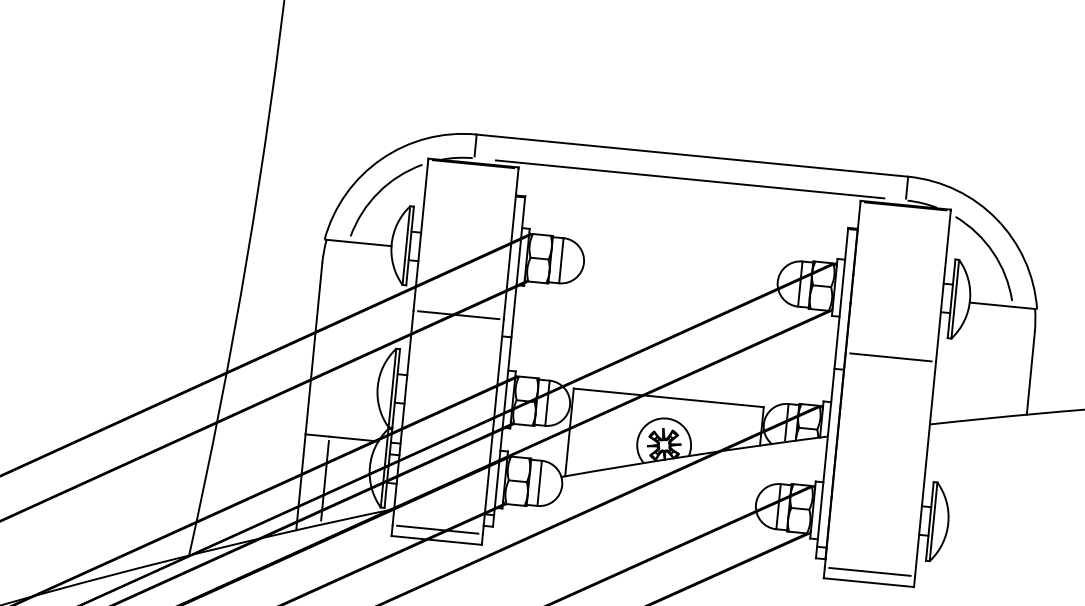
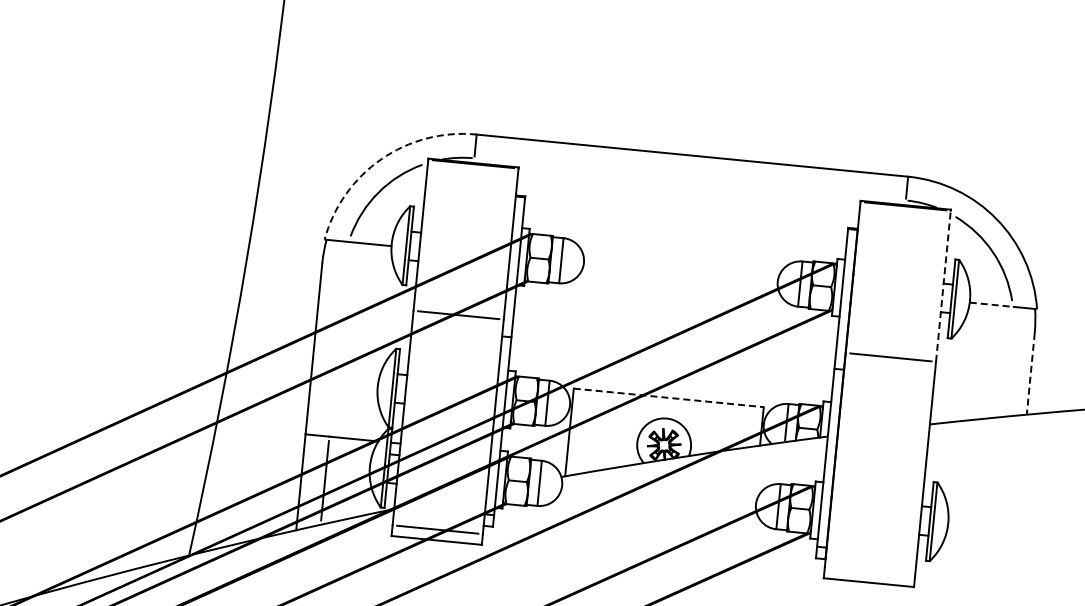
arc: solid -> dashed (381, 159)
line: present -> none (689, 179)
line: solid -> dashed (943, 286)
line: solid -> dashed (991, 304)
line: solid -> dashed (1030, 374)
line: solid -> dashed (669, 397)
line: present -> none (869, 571)
